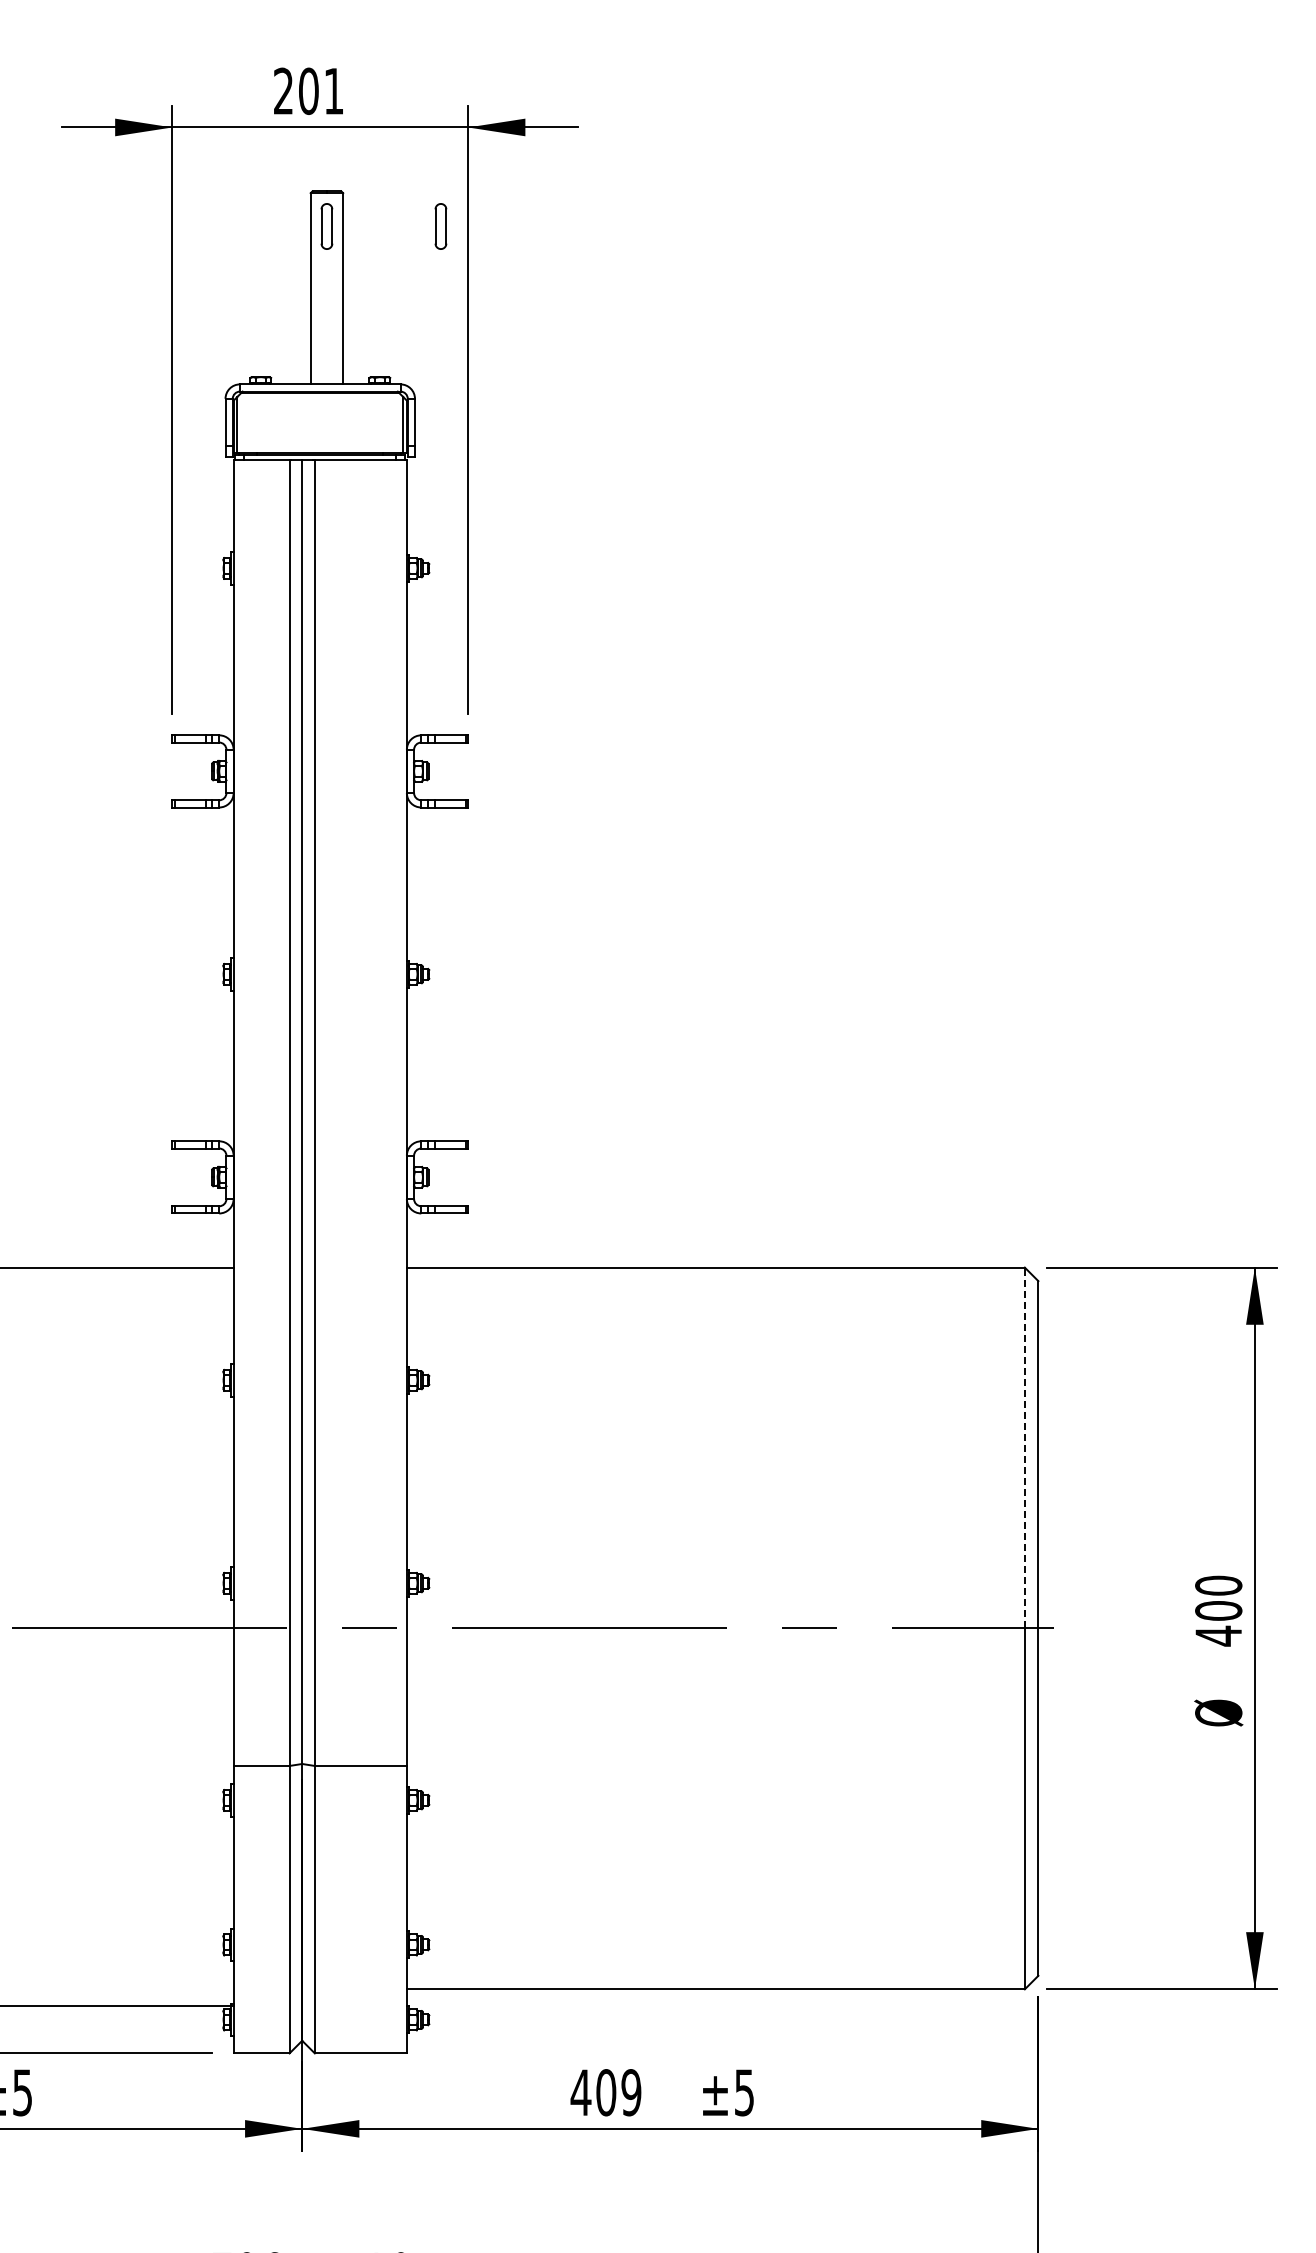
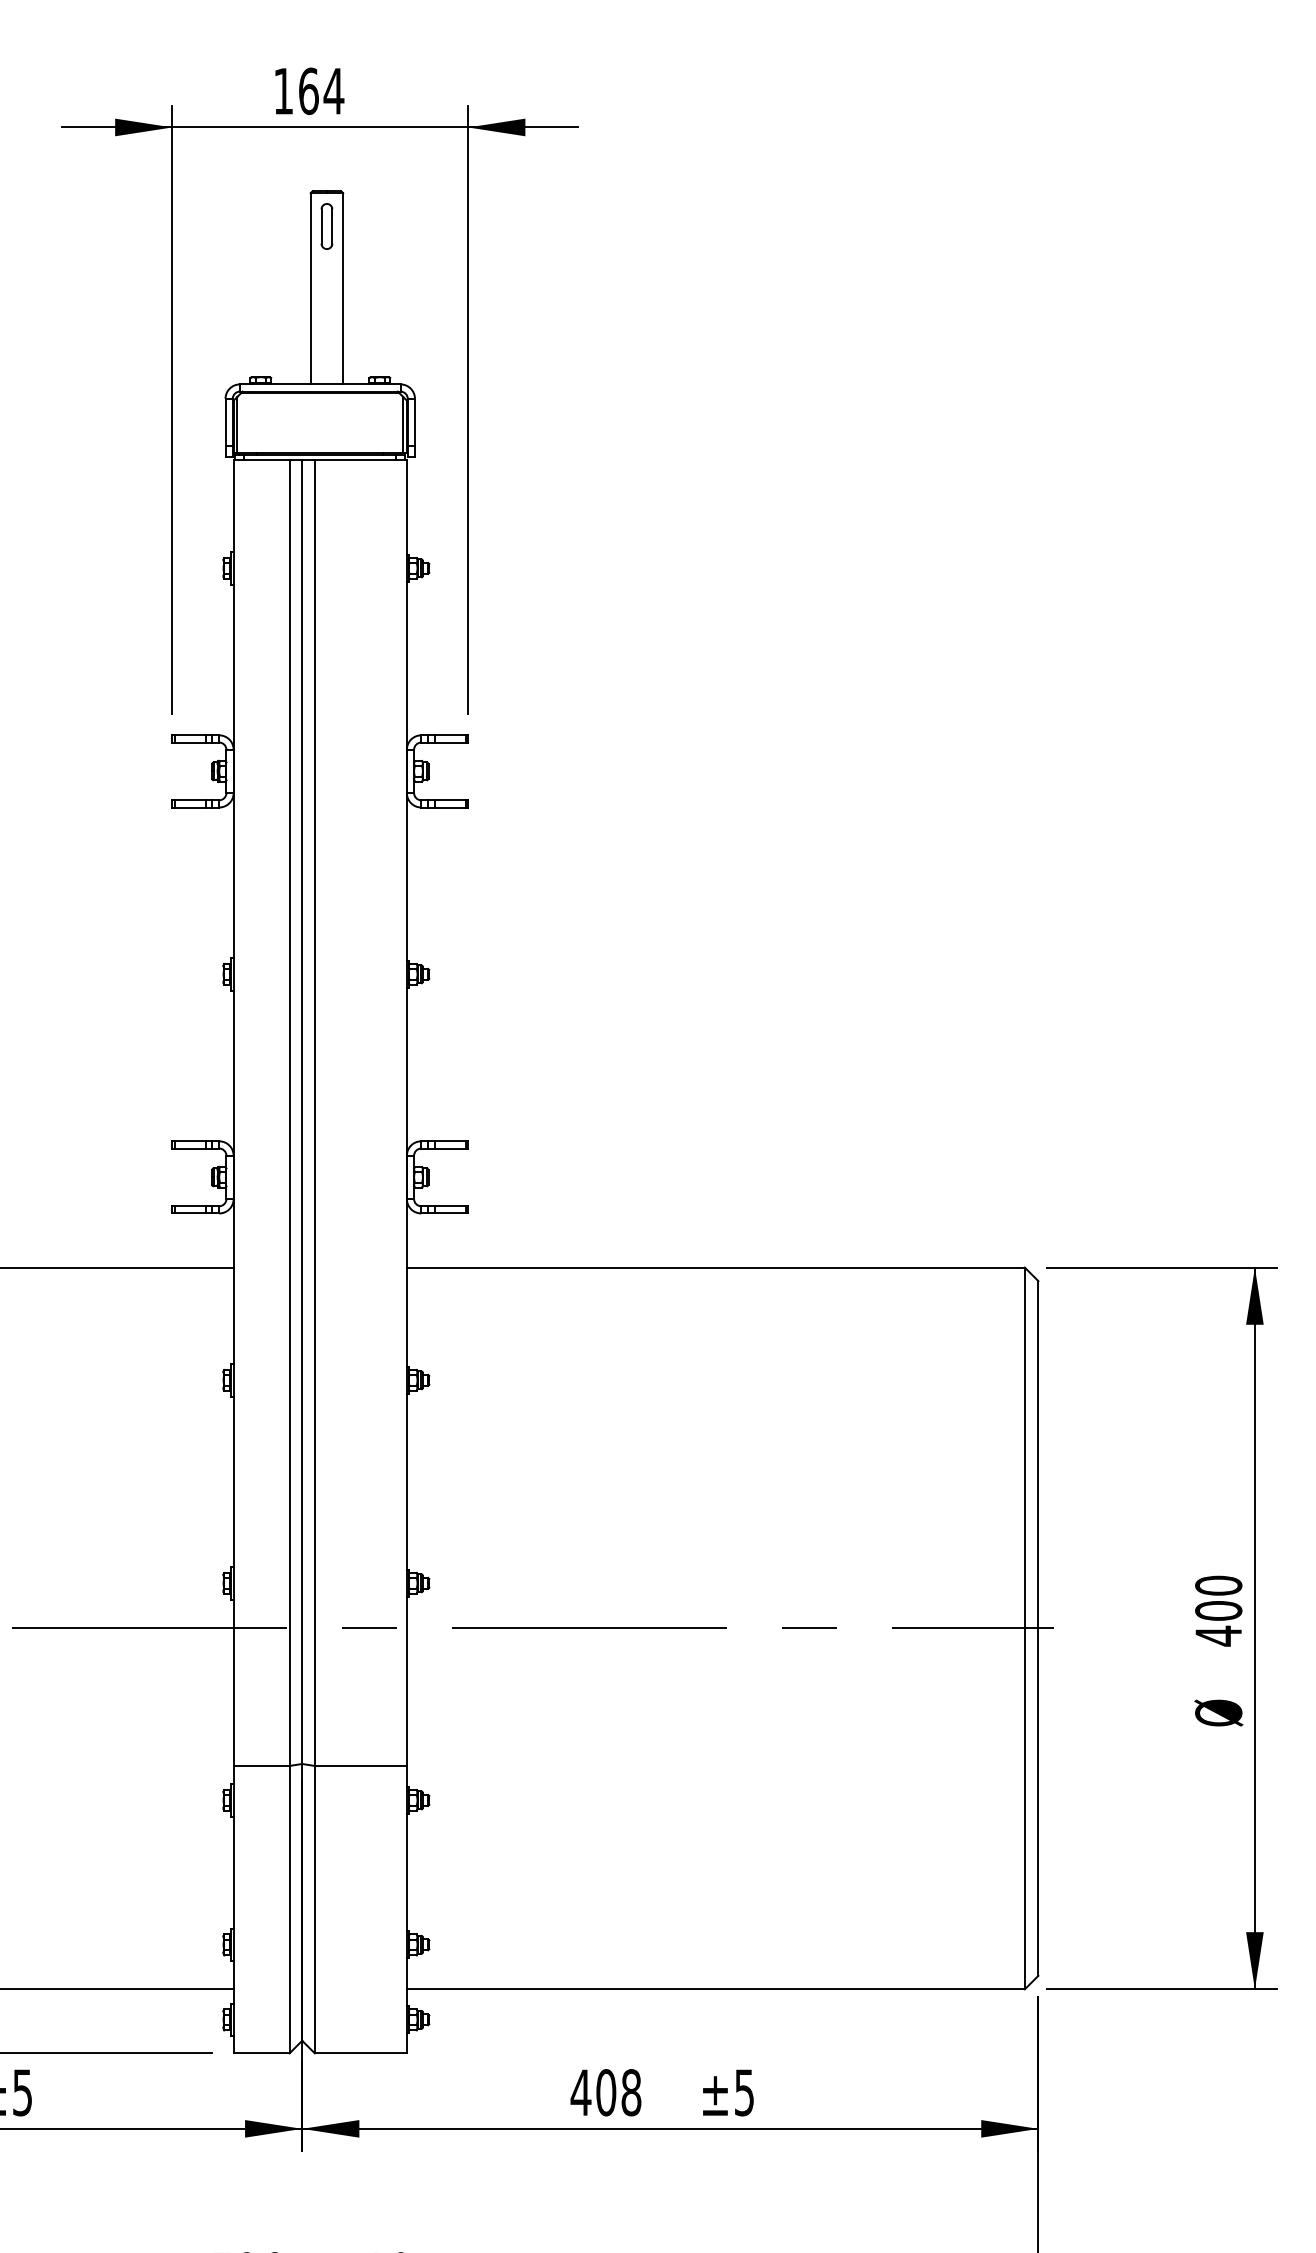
text: 201 -> 164 (309, 90)
part: present -> none (440, 226)
line: dashed -> solid (1024, 1447)
line position: (117, 2006) -> (117, 1989) (117, 1989)
text: 409 -> 408 (631, 2092)
